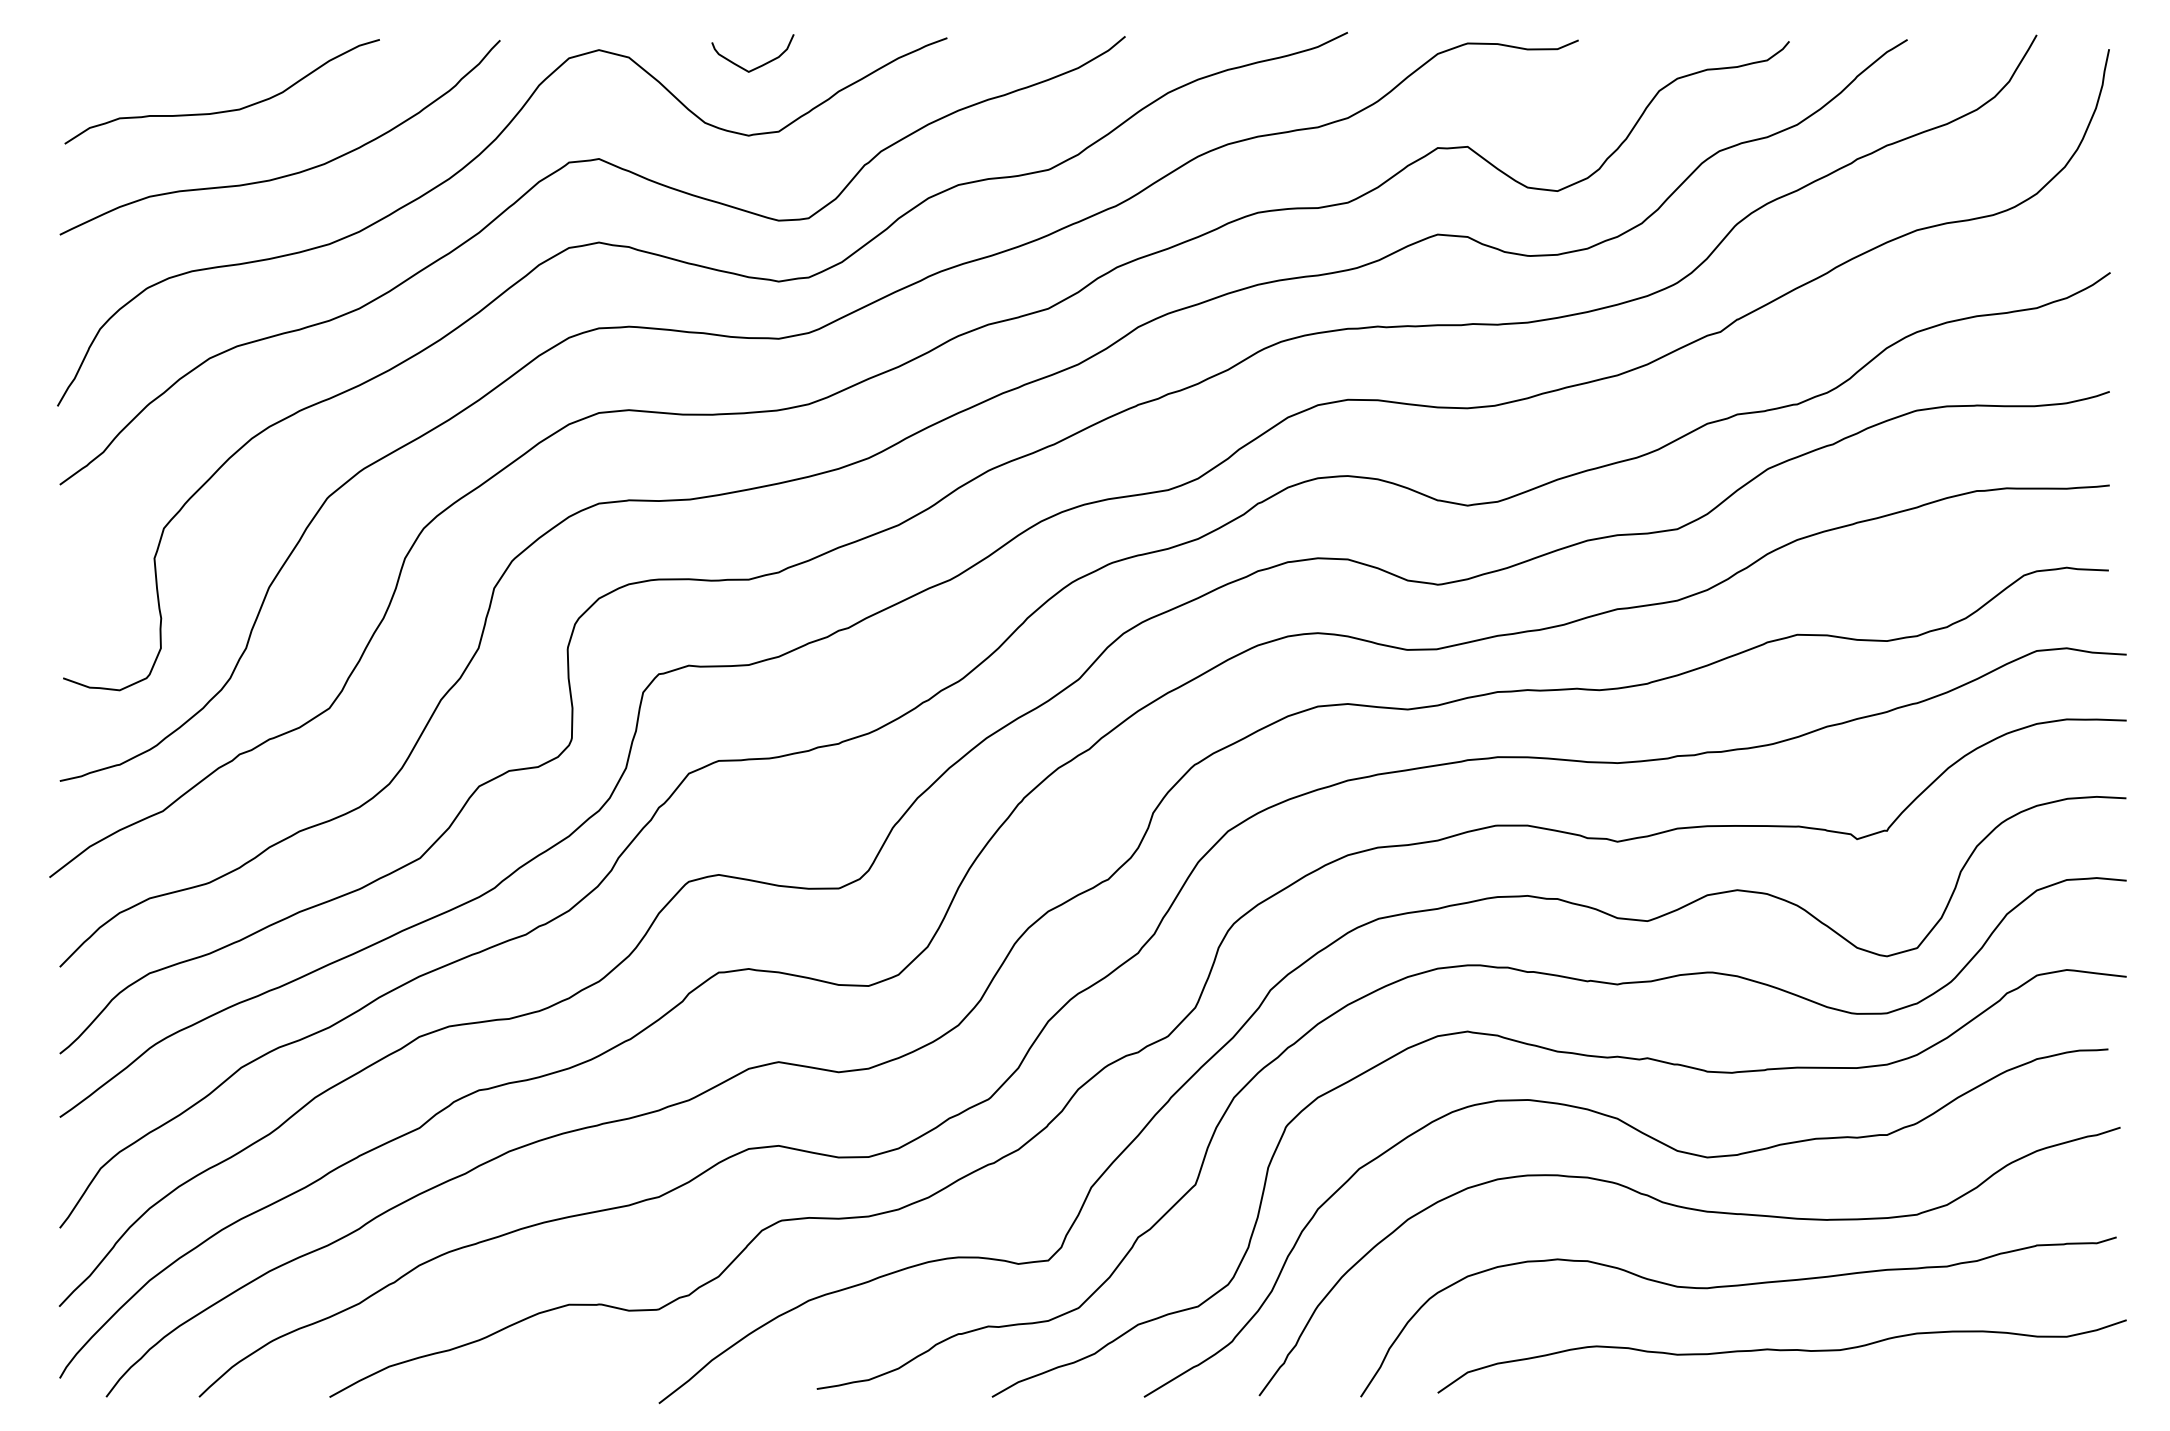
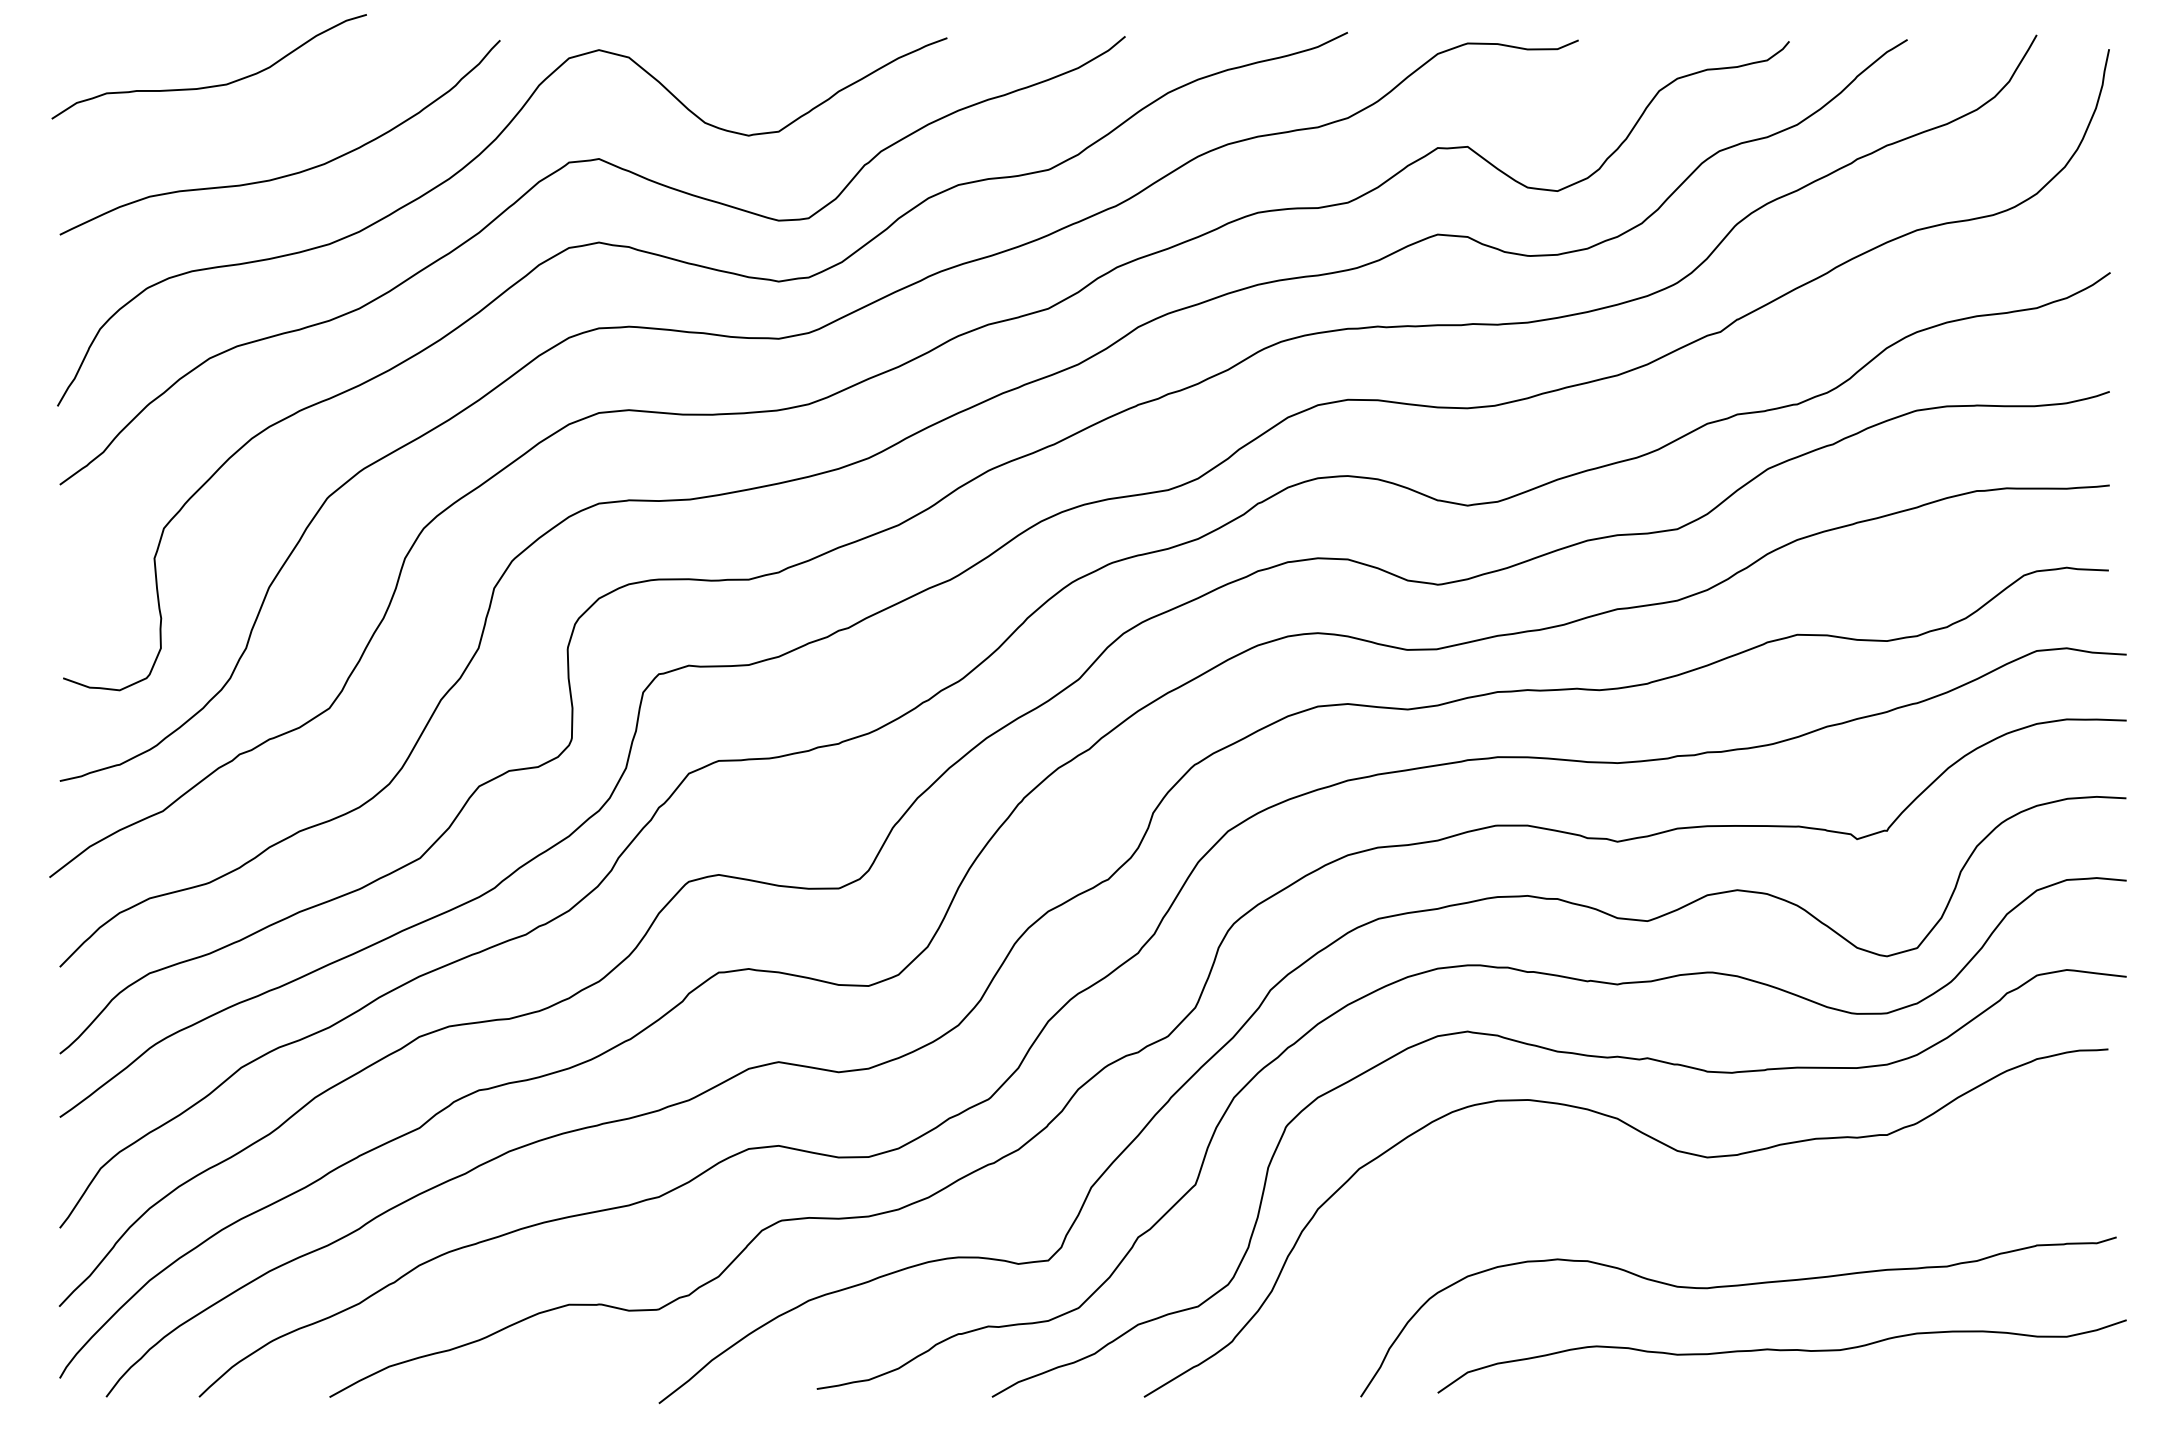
curve: present -> none (759, 65)
curve position: (224, 110) -> (211, 85) (211, 85)
curve: present -> none (1698, 1211)
